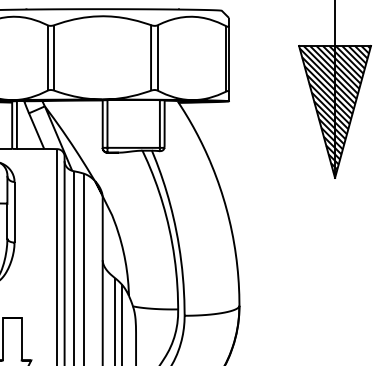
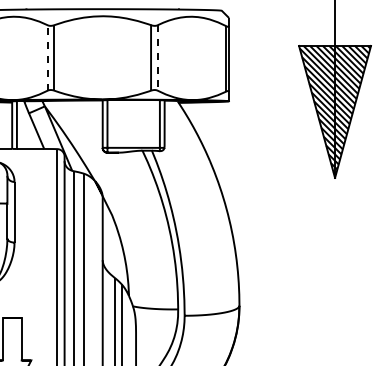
line: solid -> dashed (47, 57)
line: solid -> dashed (157, 57)
